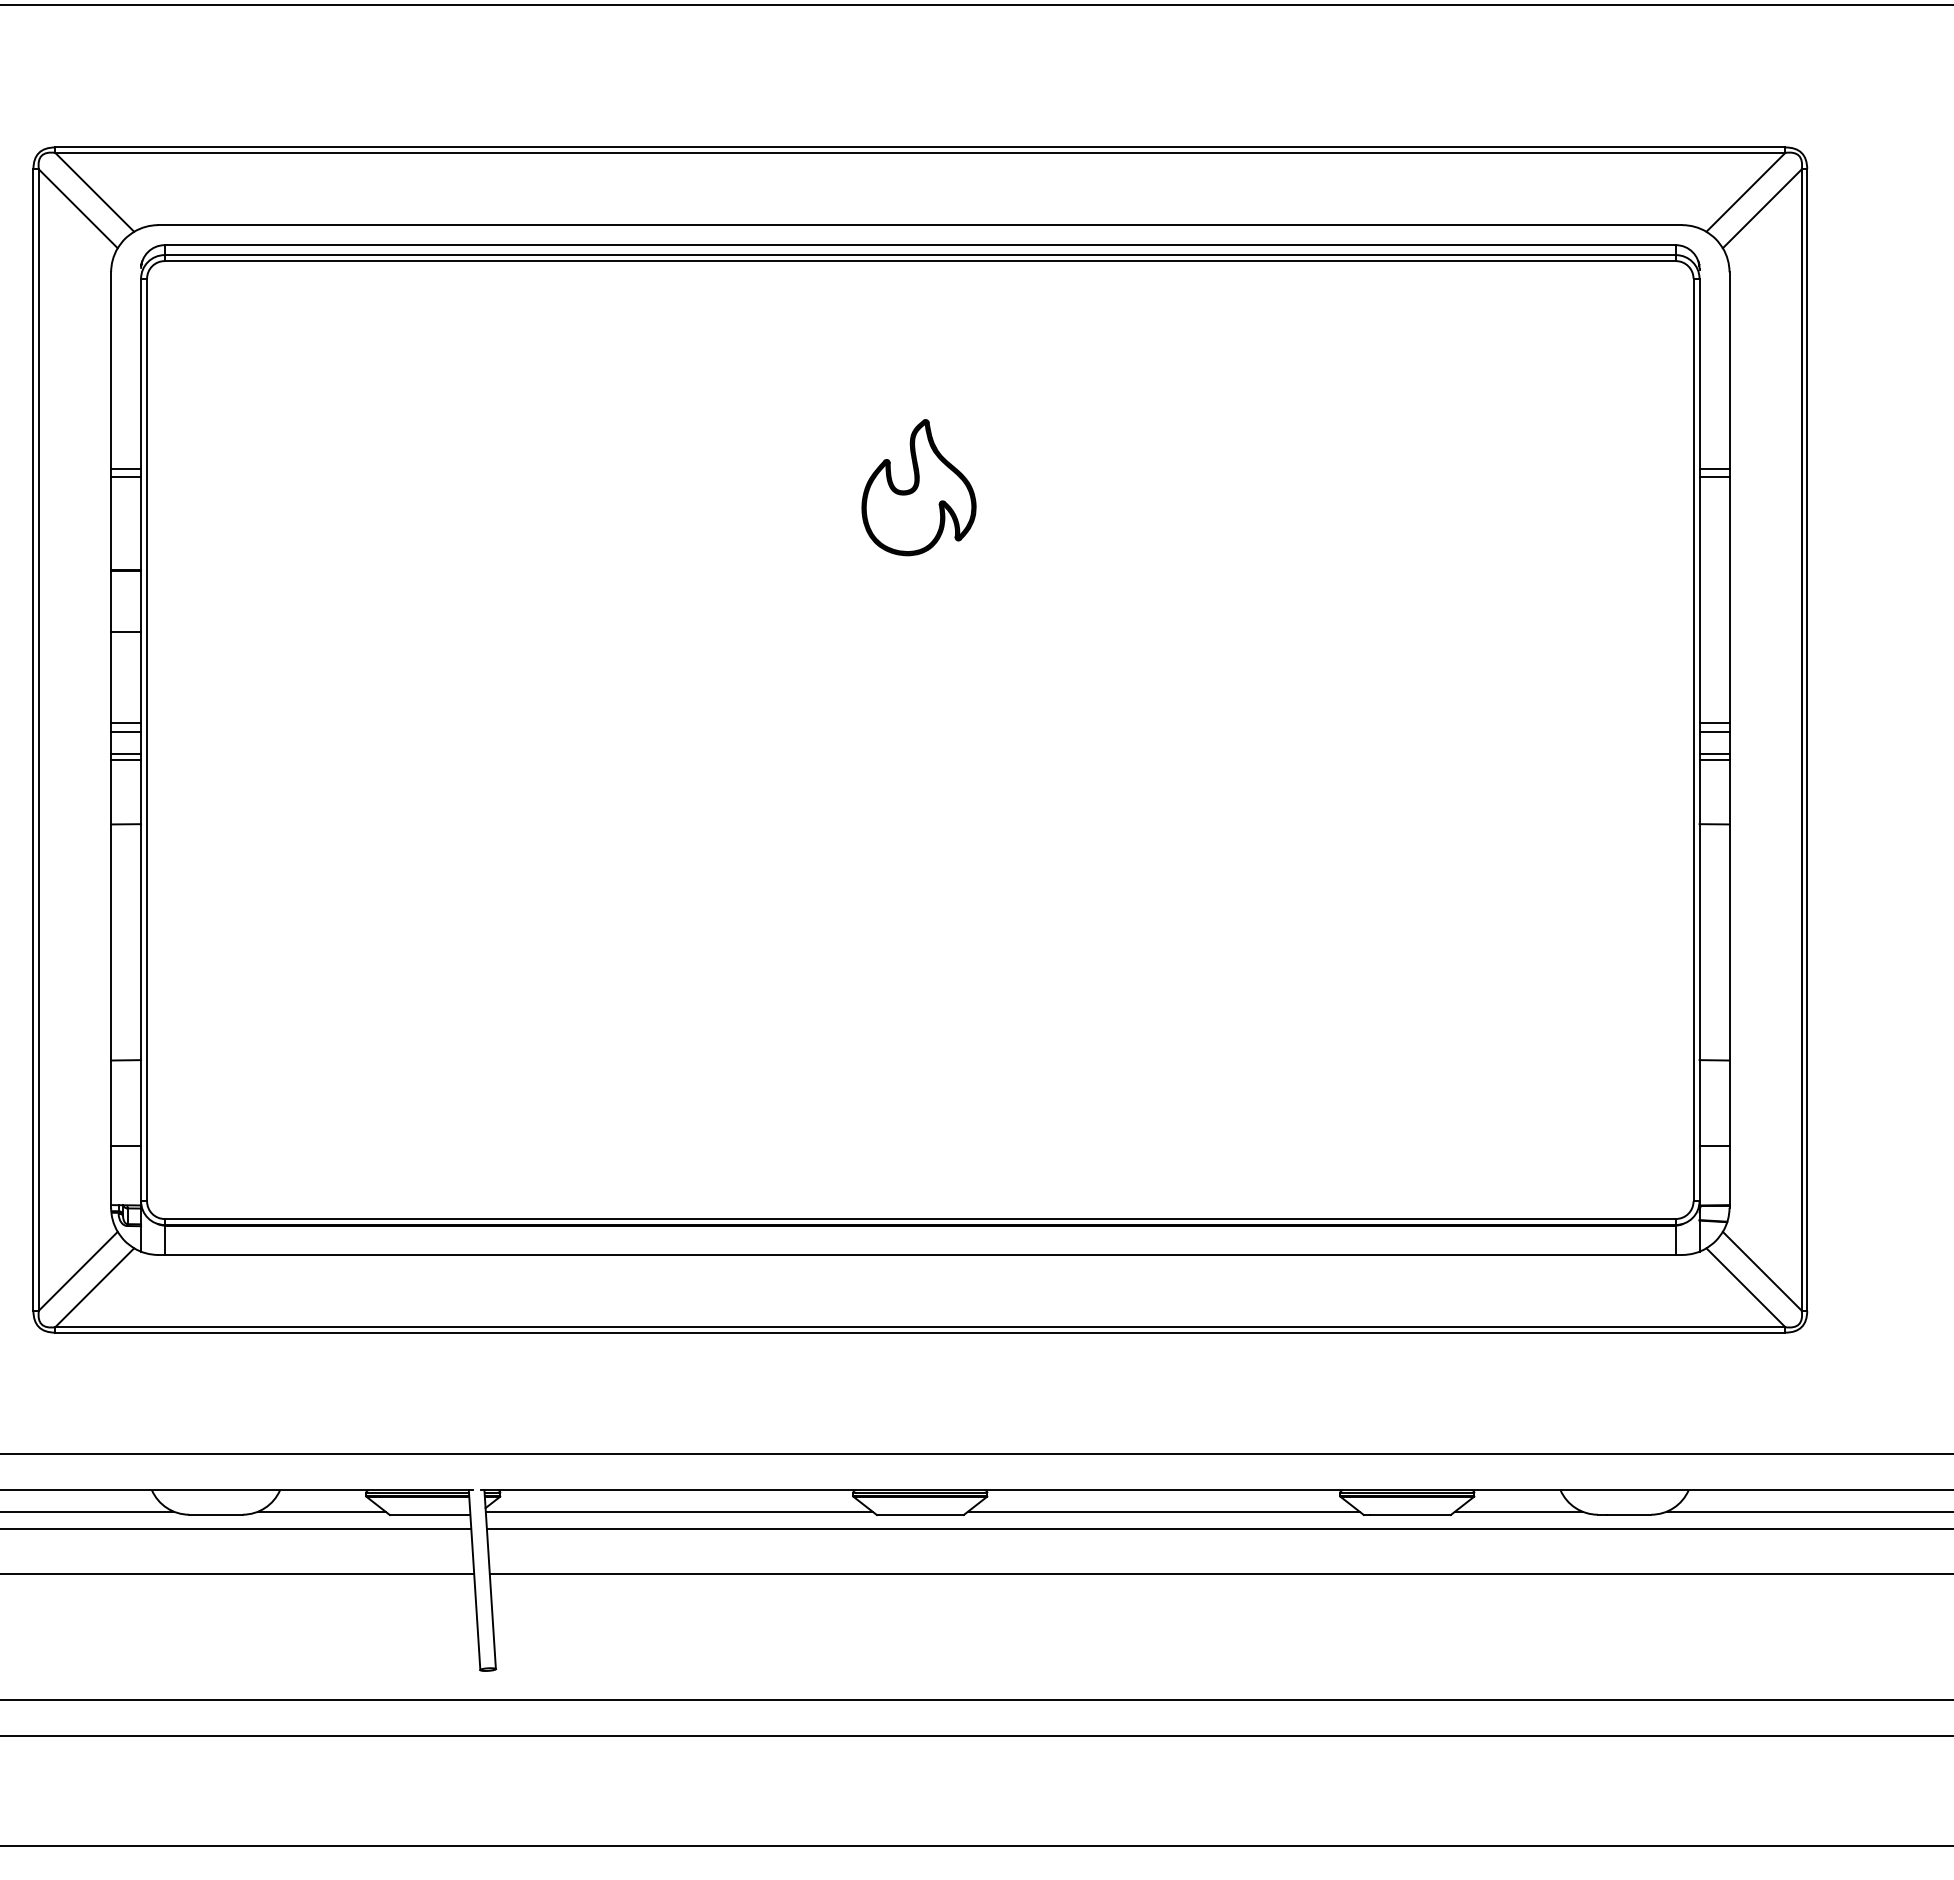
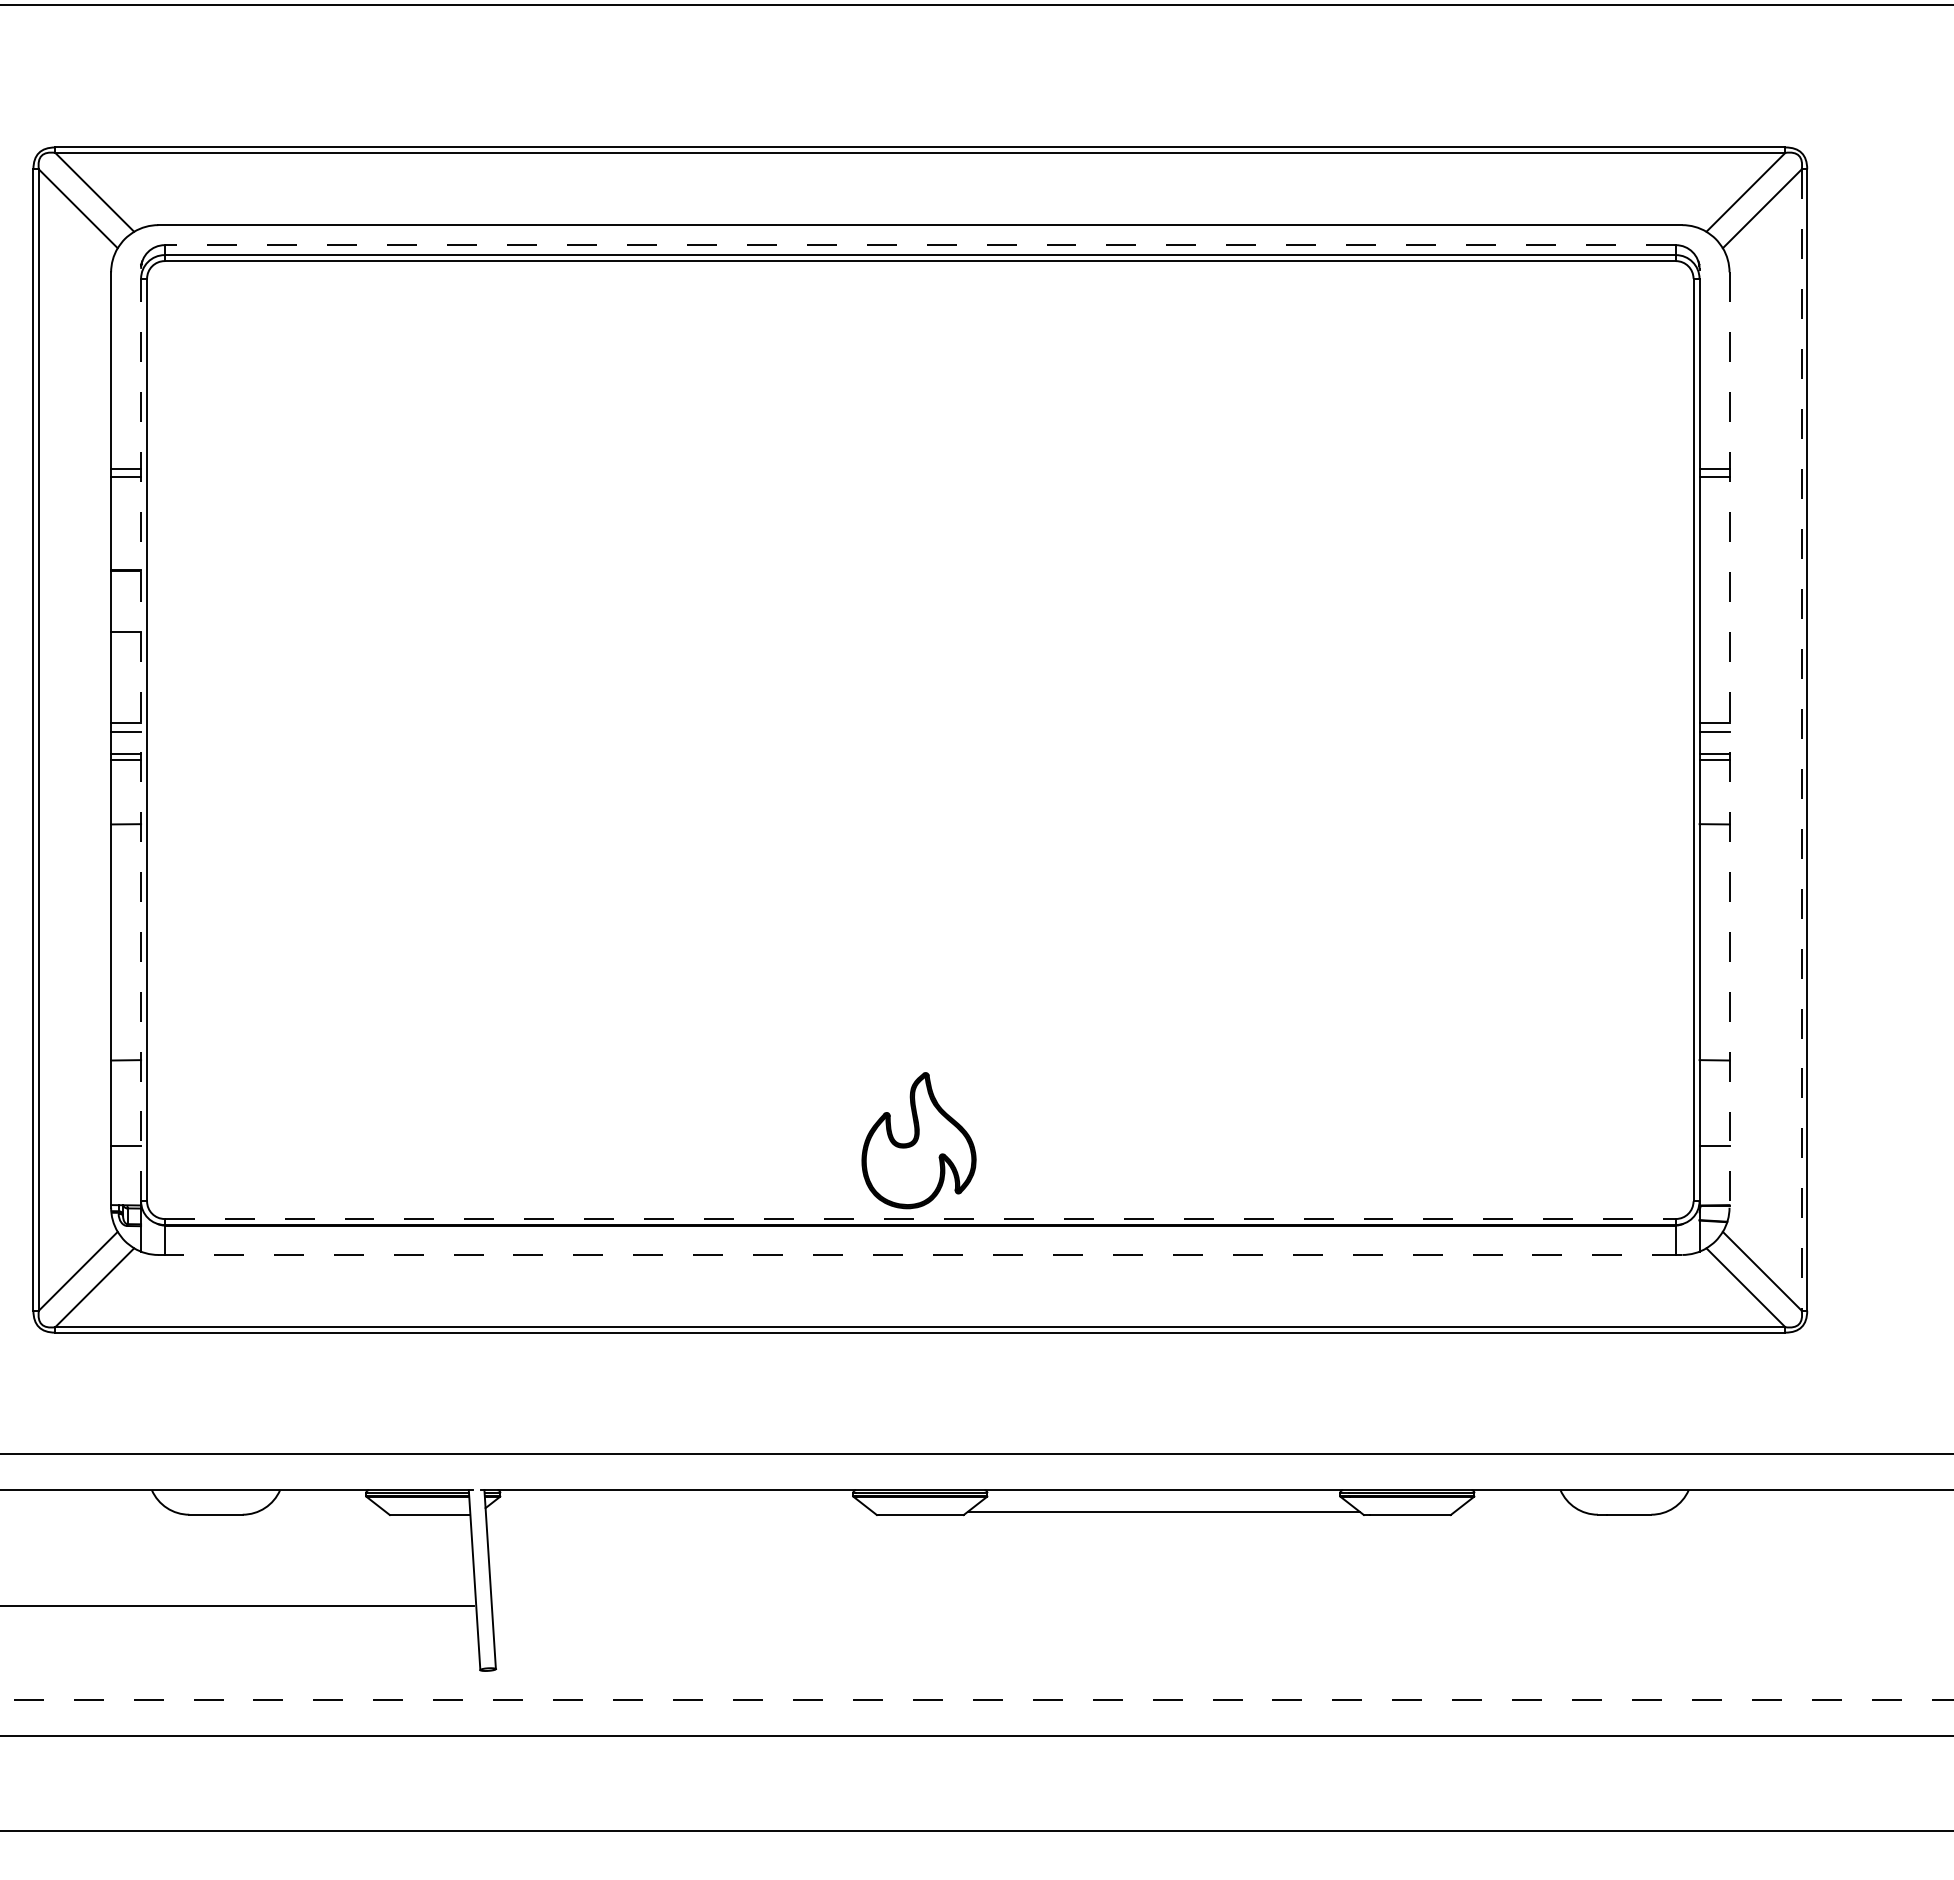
line: solid -> dashed (920, 245)
part position: (918, 487) -> (918, 1140) (918, 1140)
line: solid -> dashed (141, 739)
line: solid -> dashed (1729, 740)
line: solid -> dashed (1801, 740)
line: solid -> dashed (920, 1219)
line: solid -> dashed (919, 1254)
line: present -> none (88, 1511)
line: present -> none (321, 1511)
line: present -> none (678, 1511)
line: present -> none (1518, 1511)
line: present -> none (1808, 1511)
line: present -> none (236, 1529)
line: present -> none (1218, 1529)
line position: (238, 1574) -> (238, 1606) (238, 1606)
line: present -> none (1219, 1574)
line: solid -> dashed (977, 1699)
line position: (976, 1846) -> (976, 1831) (976, 1831)
